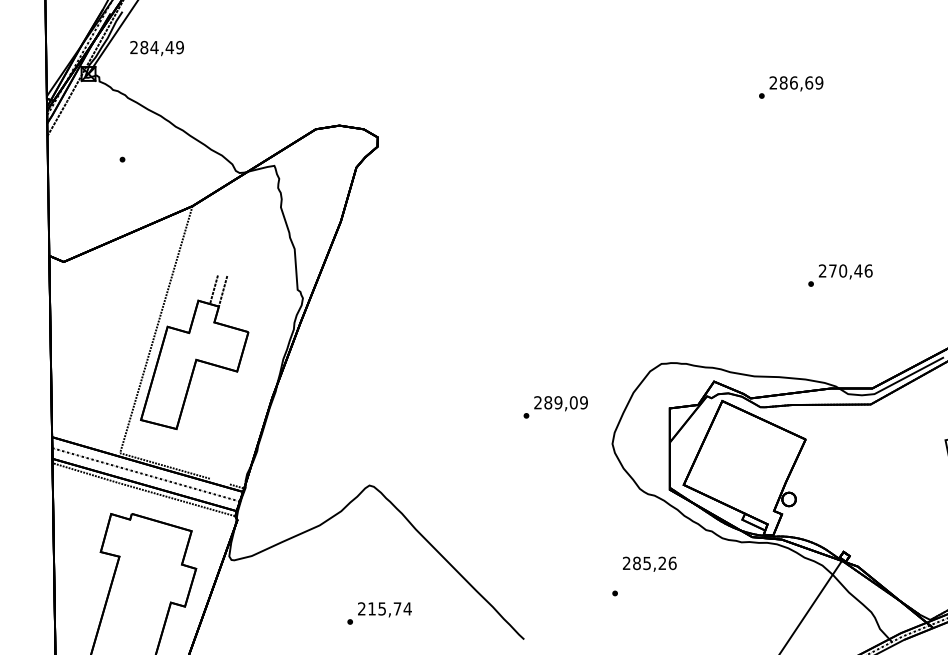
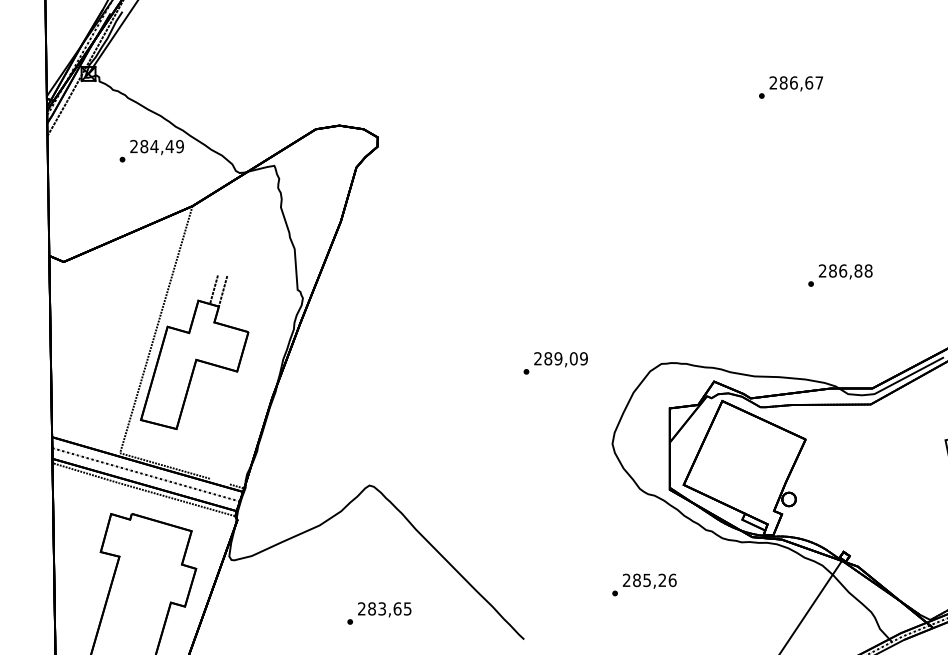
text position: (156, 48) -> (156, 147) (156, 147)
text: 286,69 -> 286,67 (819, 82)
text: 270,46 -> 286,88 (850, 270)
text position: (555, 407) -> (555, 363) (555, 363)
text position: (649, 563) -> (649, 580) (649, 580)
text: 215,74 -> 283,65 (389, 608)
